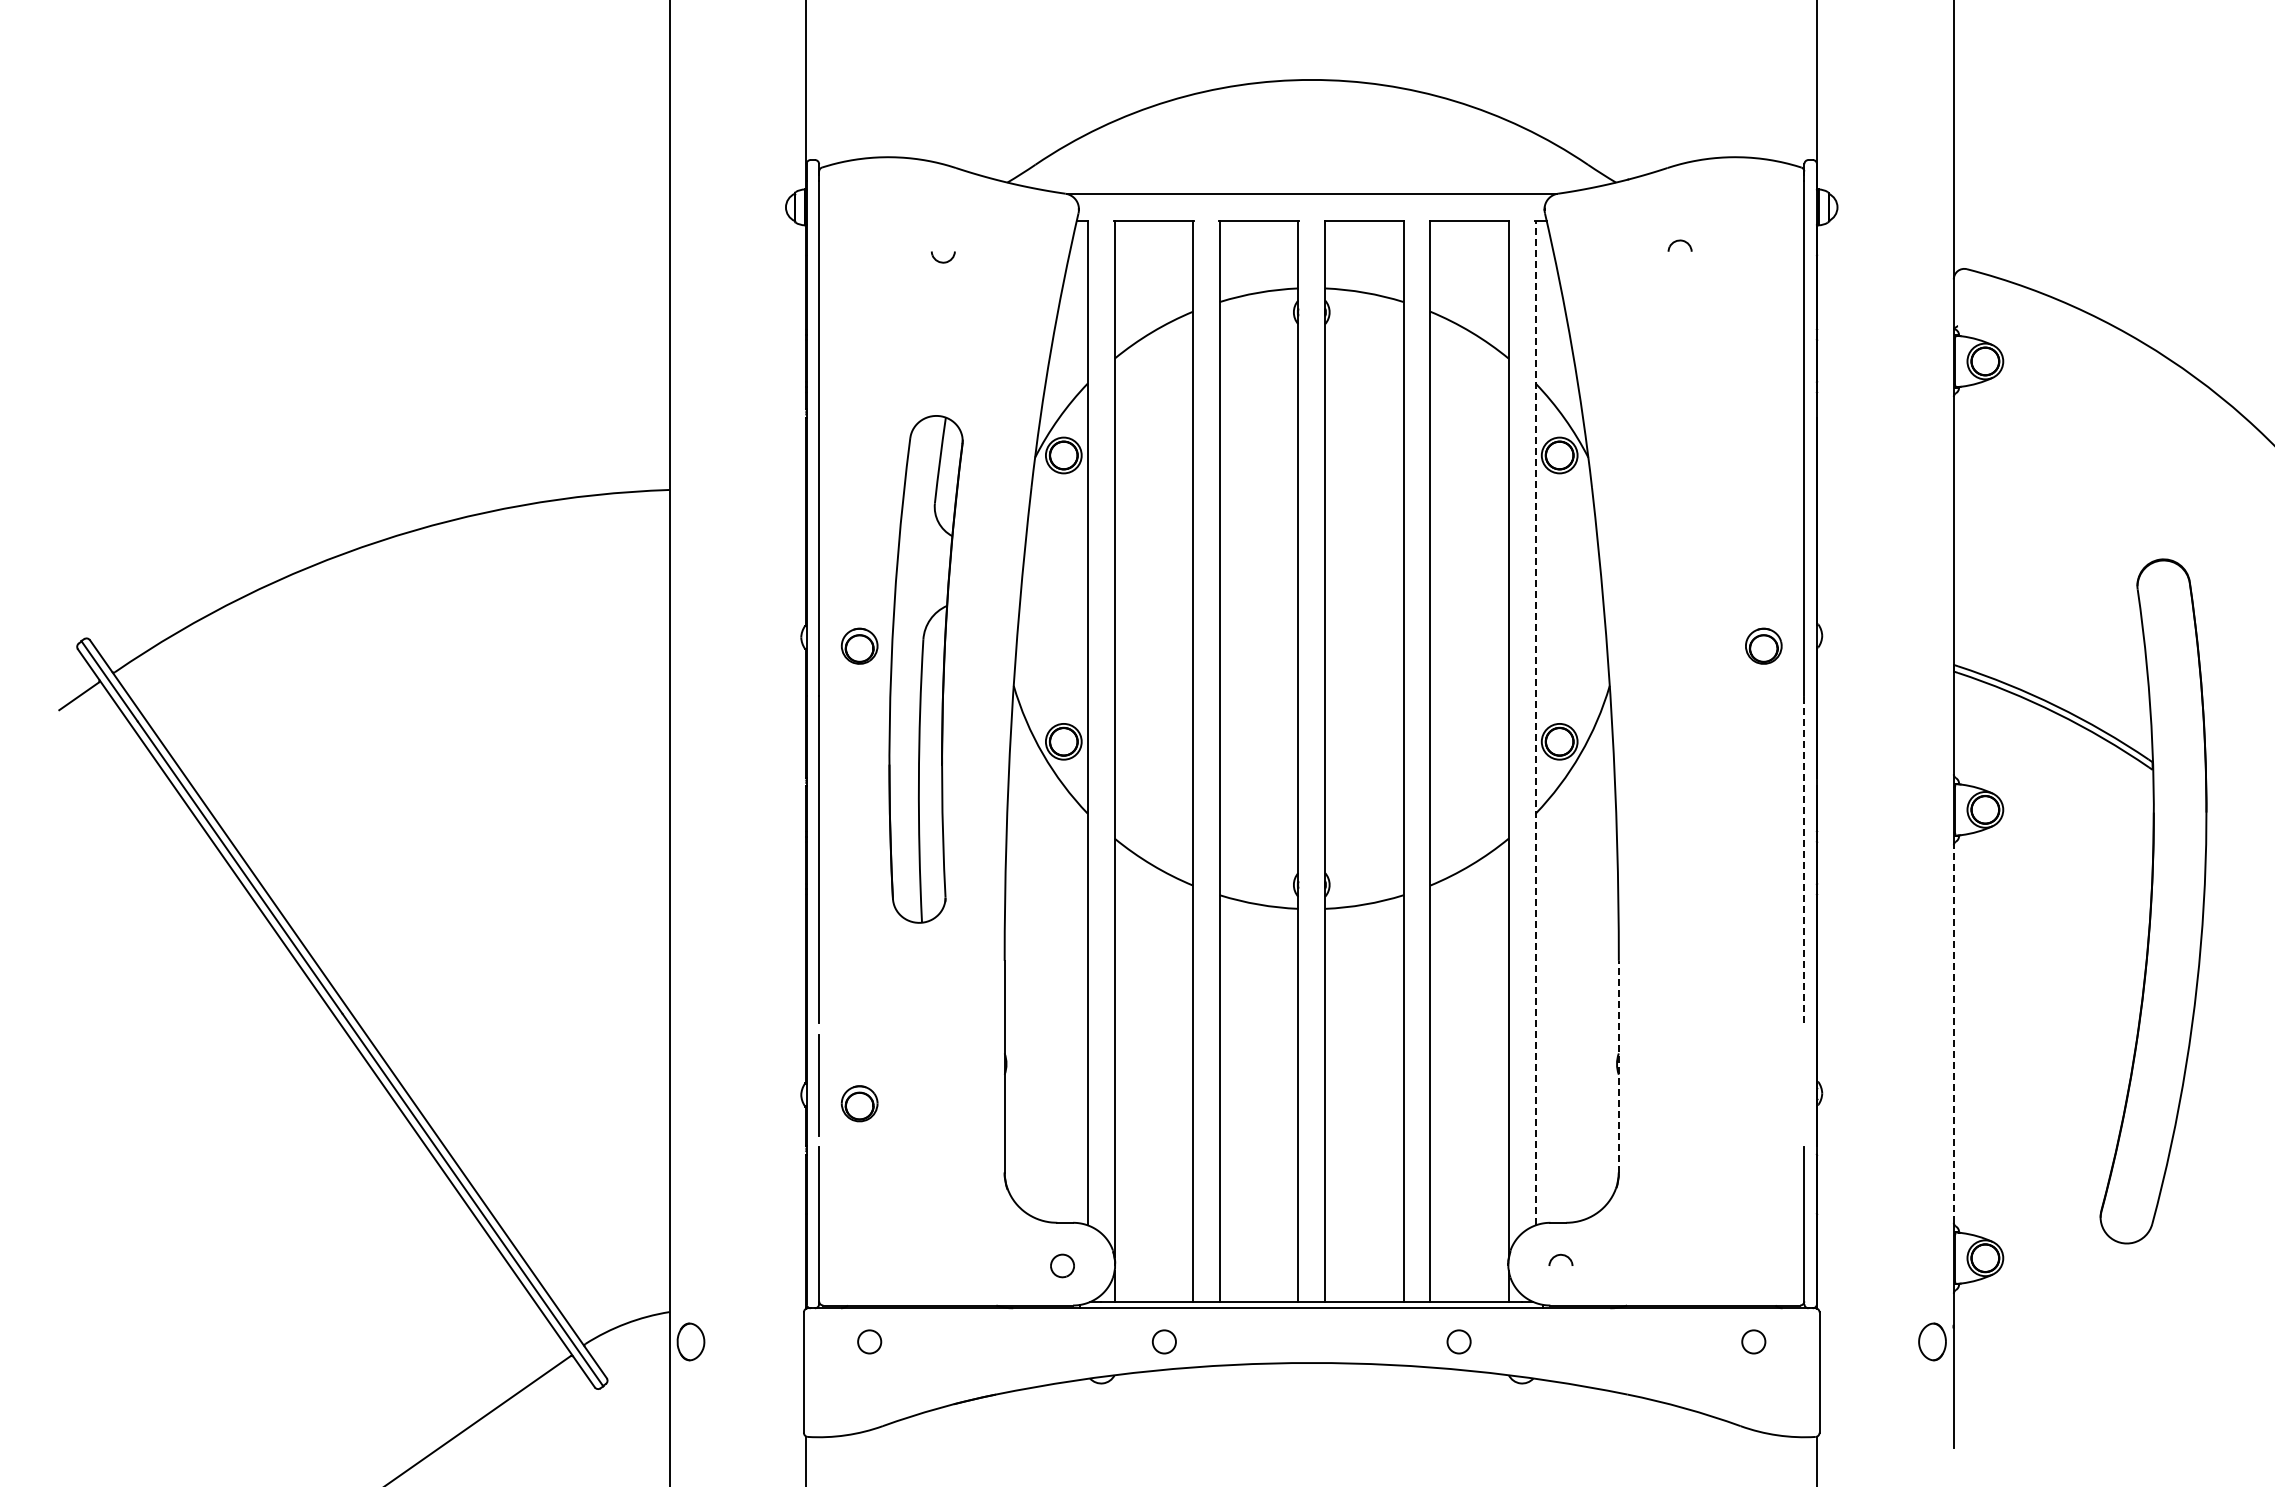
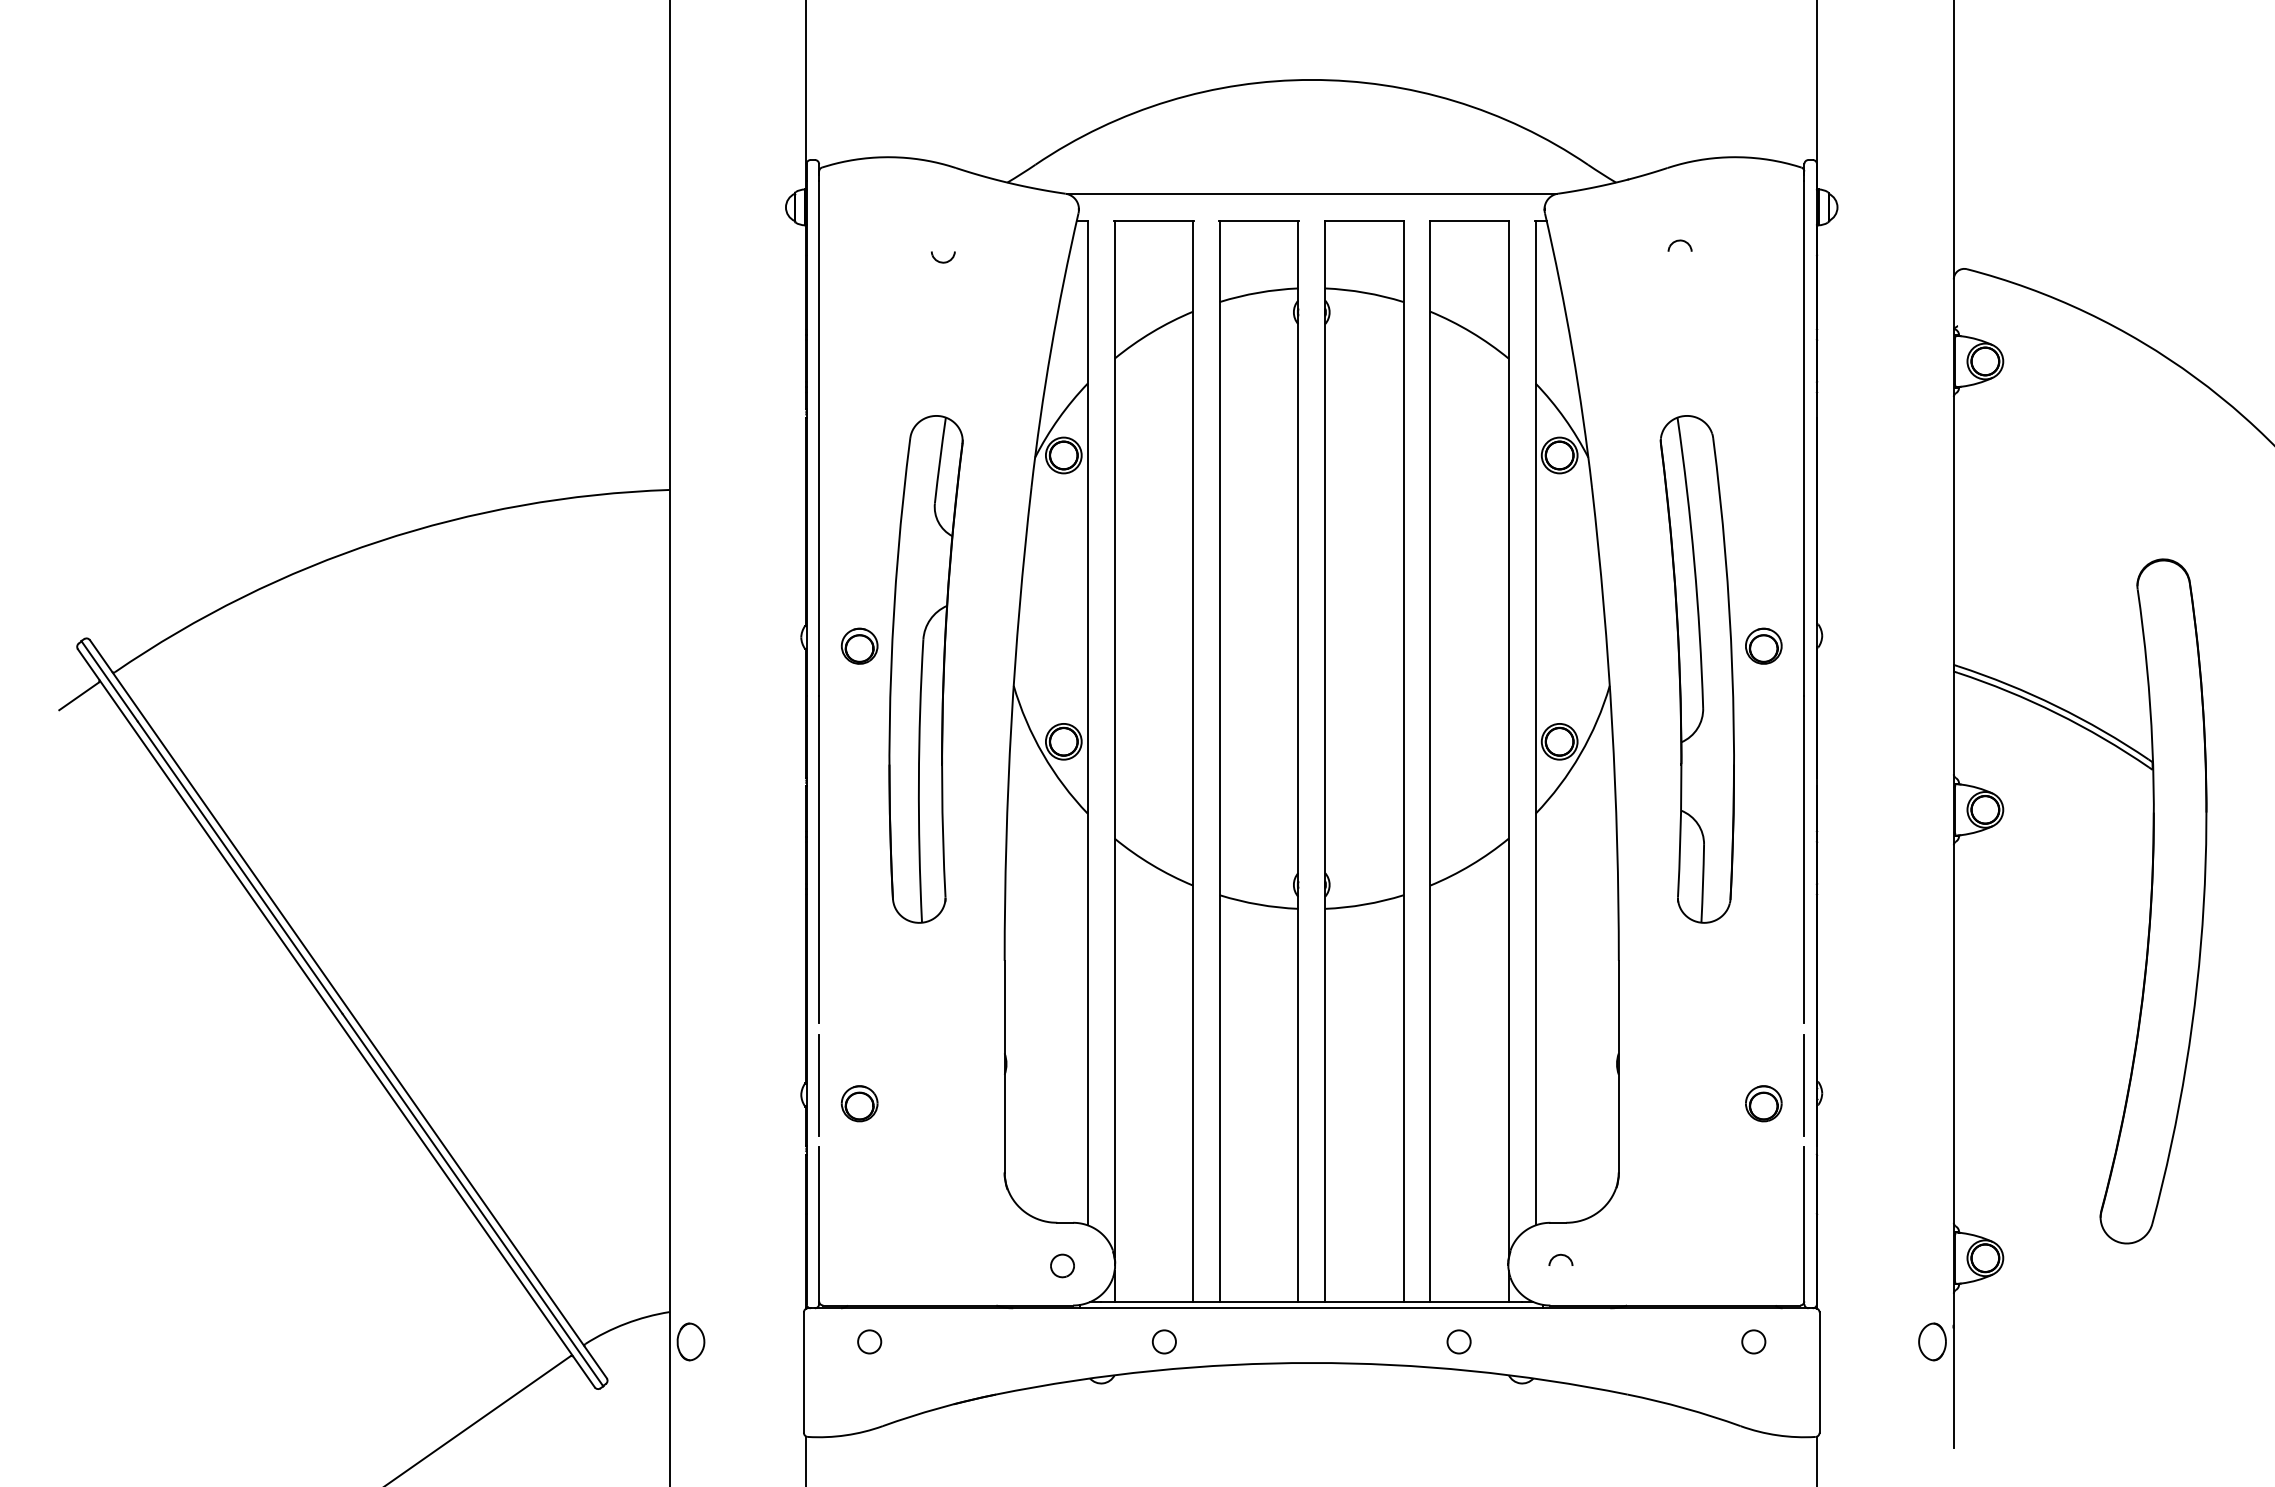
part: none -> present (1696, 669)
line: dashed -> solid (1535, 722)
line: dashed -> solid (1804, 858)
line: dashed -> solid (1953, 1034)
line: dashed -> solid (1618, 1066)
line: none -> present (1804, 1084)
part: none -> present (1763, 1103)
